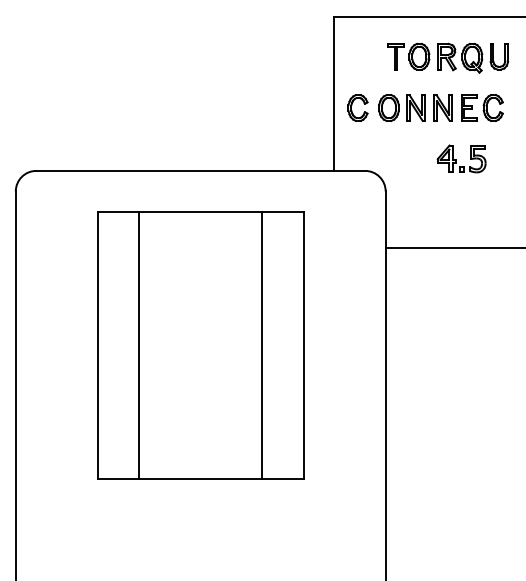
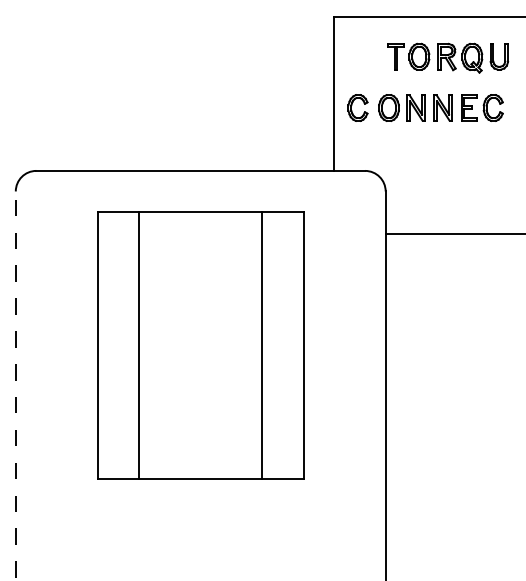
part: present -> none (461, 158)
line position: (453, 247) -> (453, 233) (453, 233)
line: solid -> dashed (15, 385)
